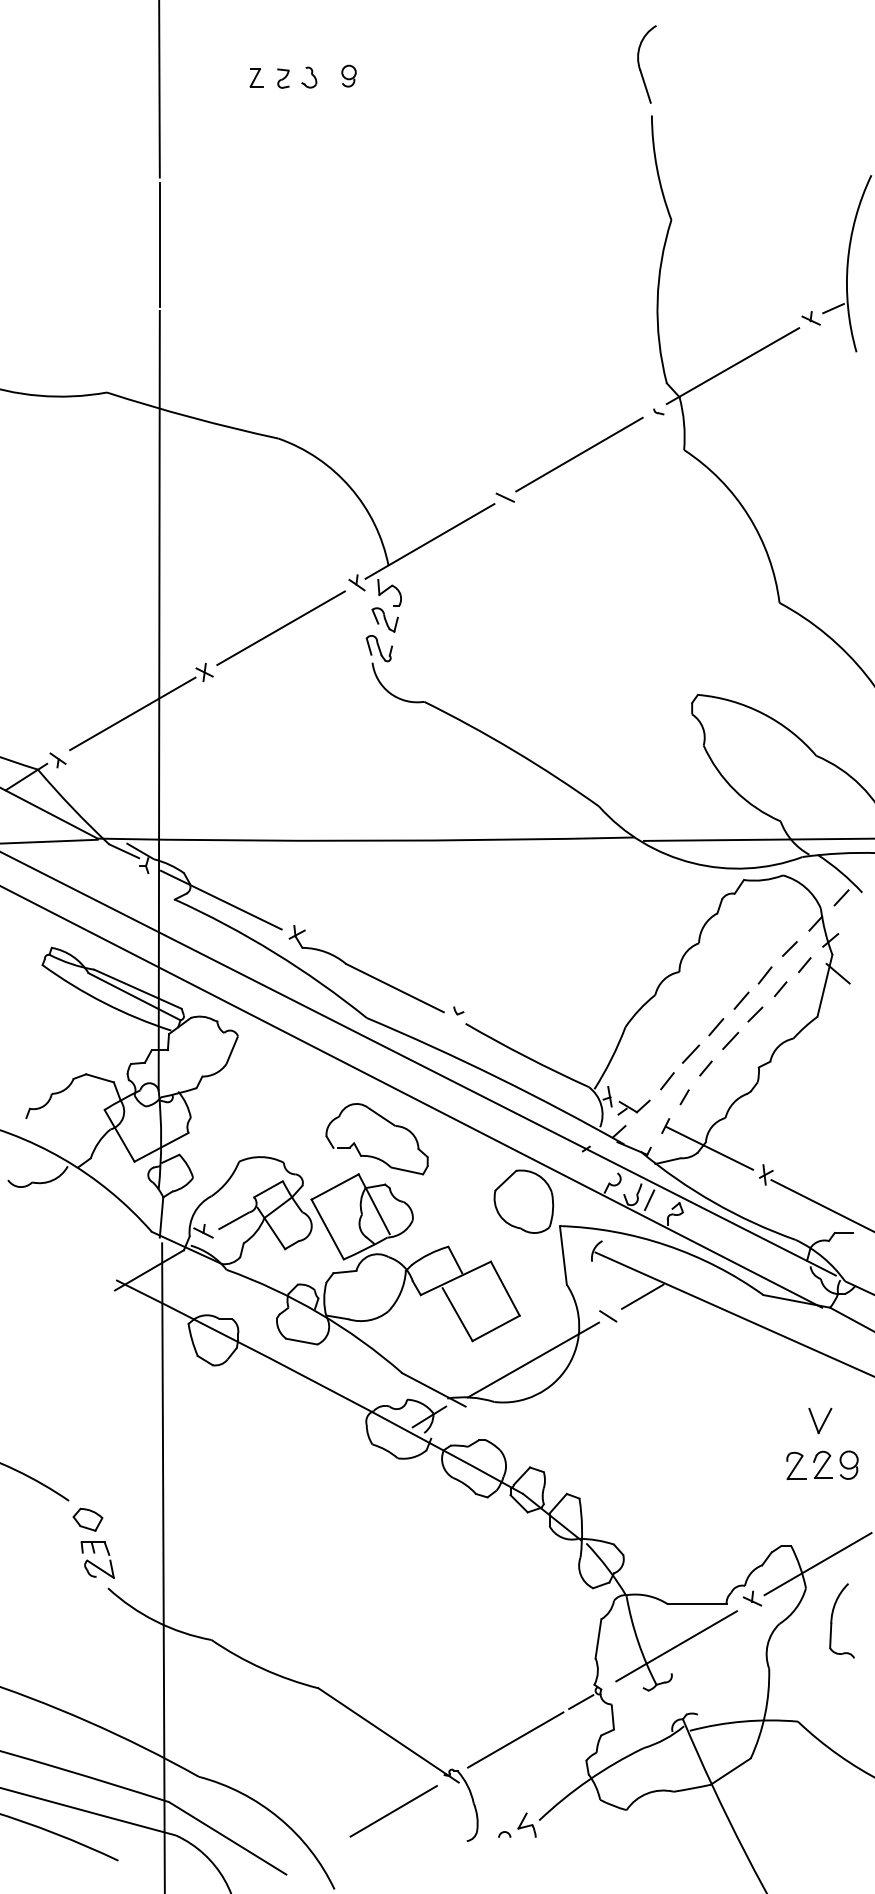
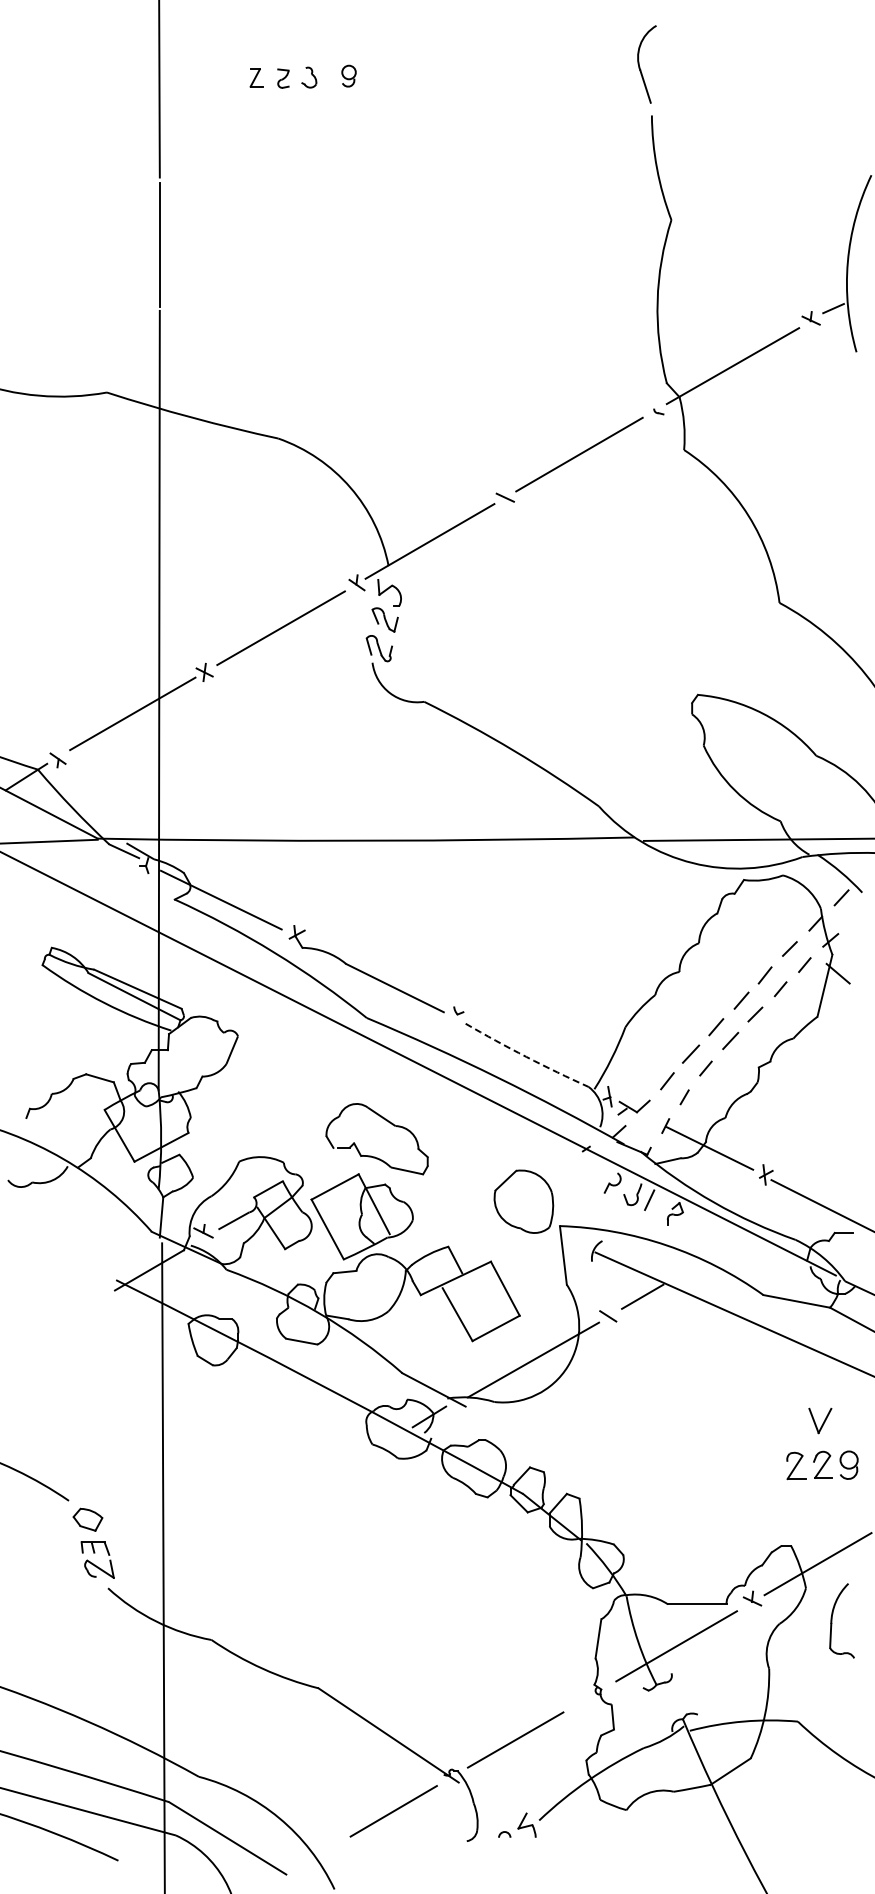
arc: solid -> dashed (526, 1056)
line: present -> none (412, 1097)
line: present -> none (581, 1701)
